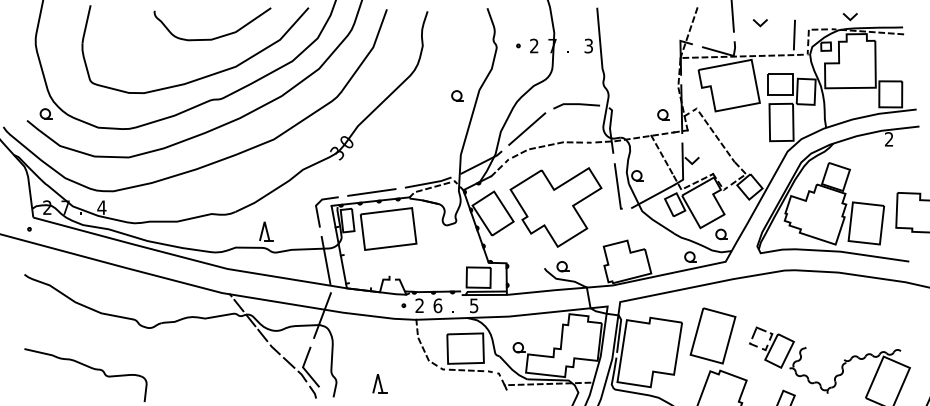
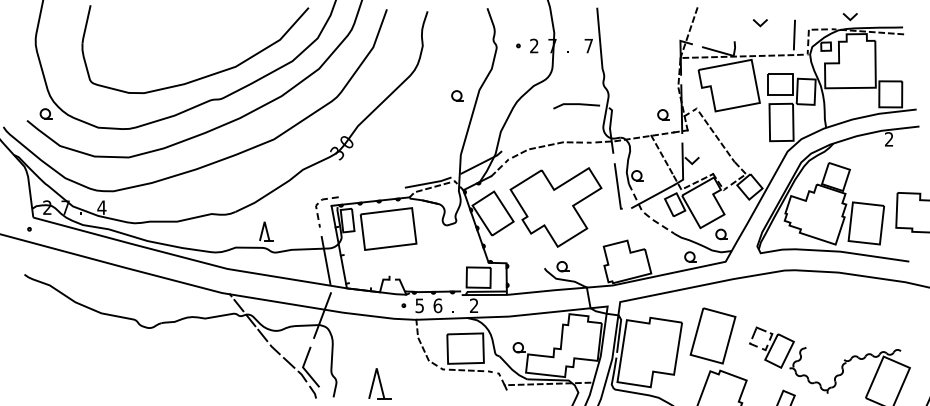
line: present -> none (732, 16)
curve: present -> none (217, 36)
text: 3 -> 7 (588, 45)
line: present -> none (527, 128)
line: present -> none (371, 192)
line: solid -> dashed (316, 205)
line: solid -> dashed (645, 214)
text: 2 -> 5 (419, 305)
text: 5 -> 2 (474, 305)
part: present -> none (89, 368)
part size: 16x20 px -> 24x32 px (379, 383)
